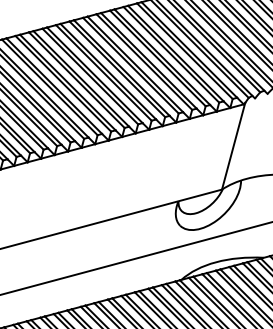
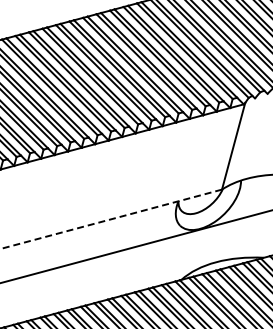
line: solid -> dashed (111, 219)
line position: (135, 258) -> (135, 246) (135, 246)
